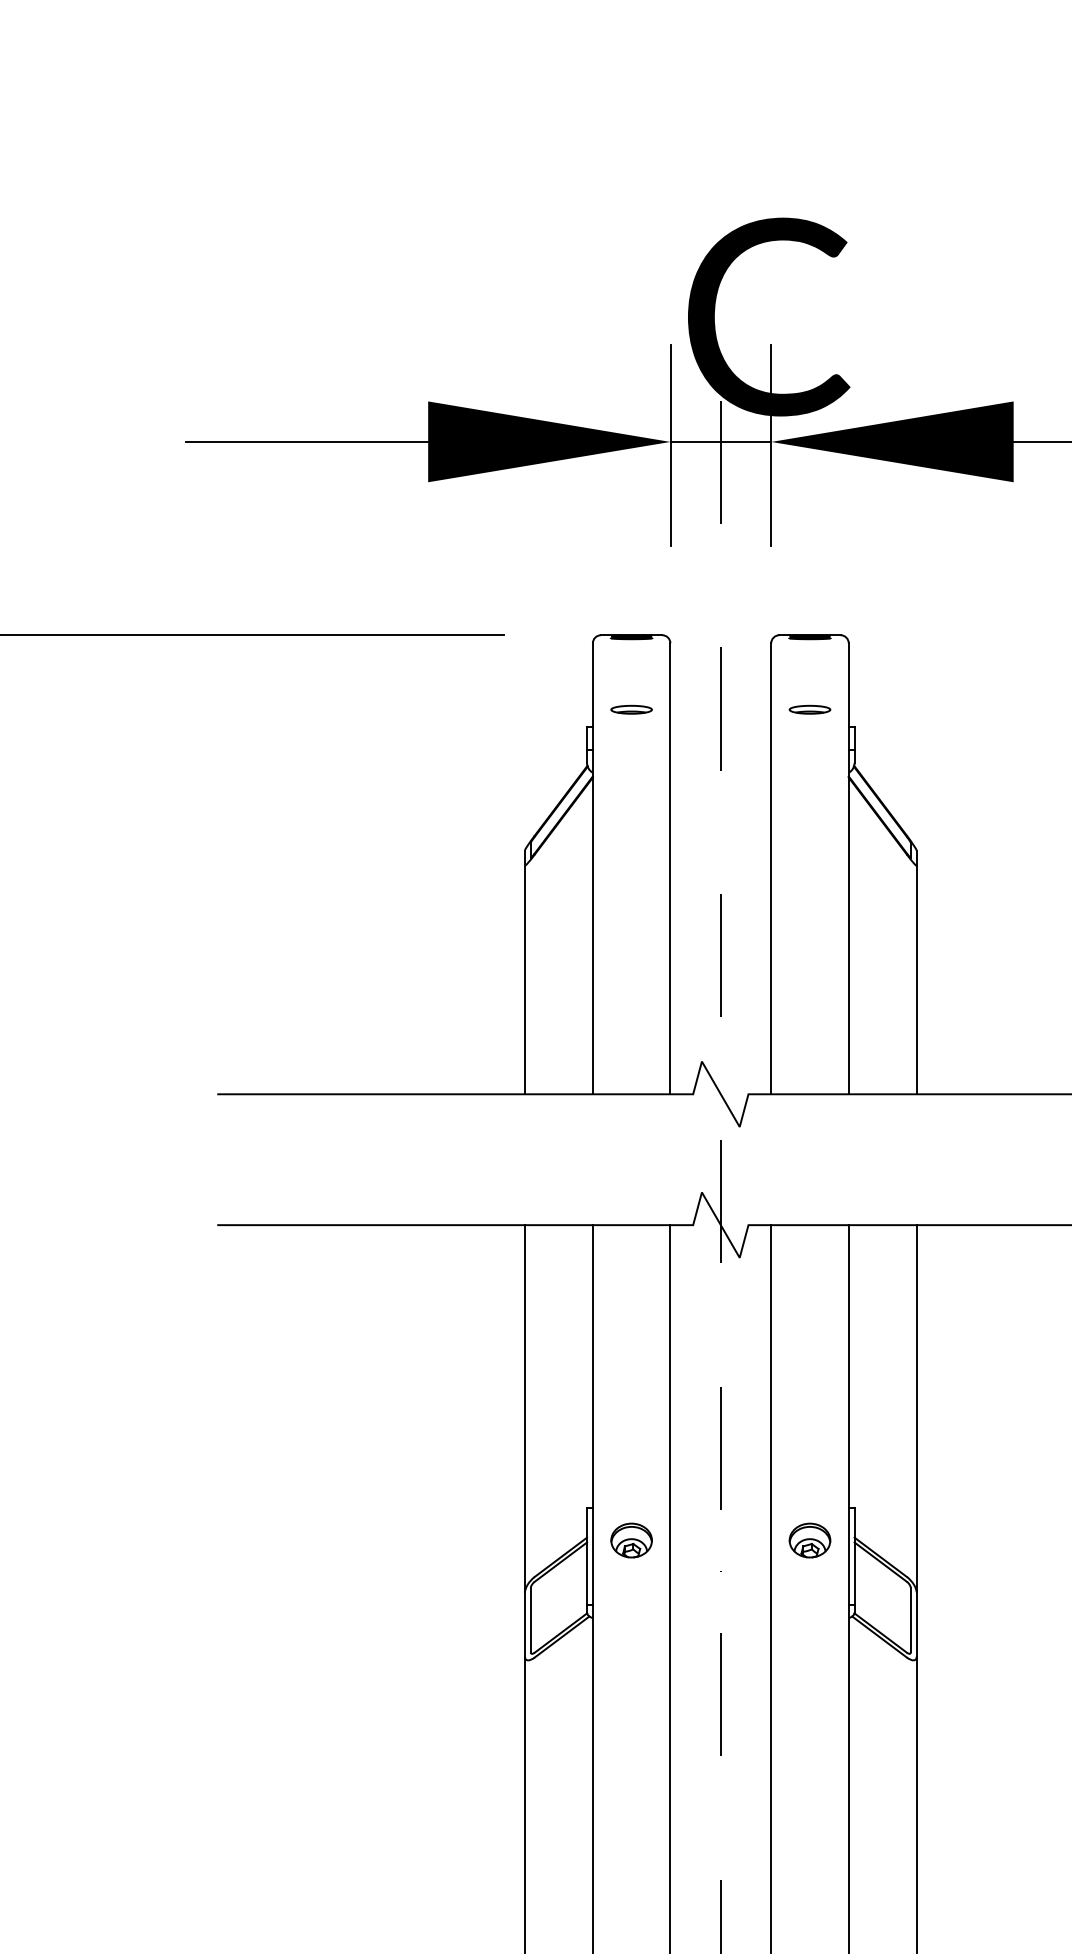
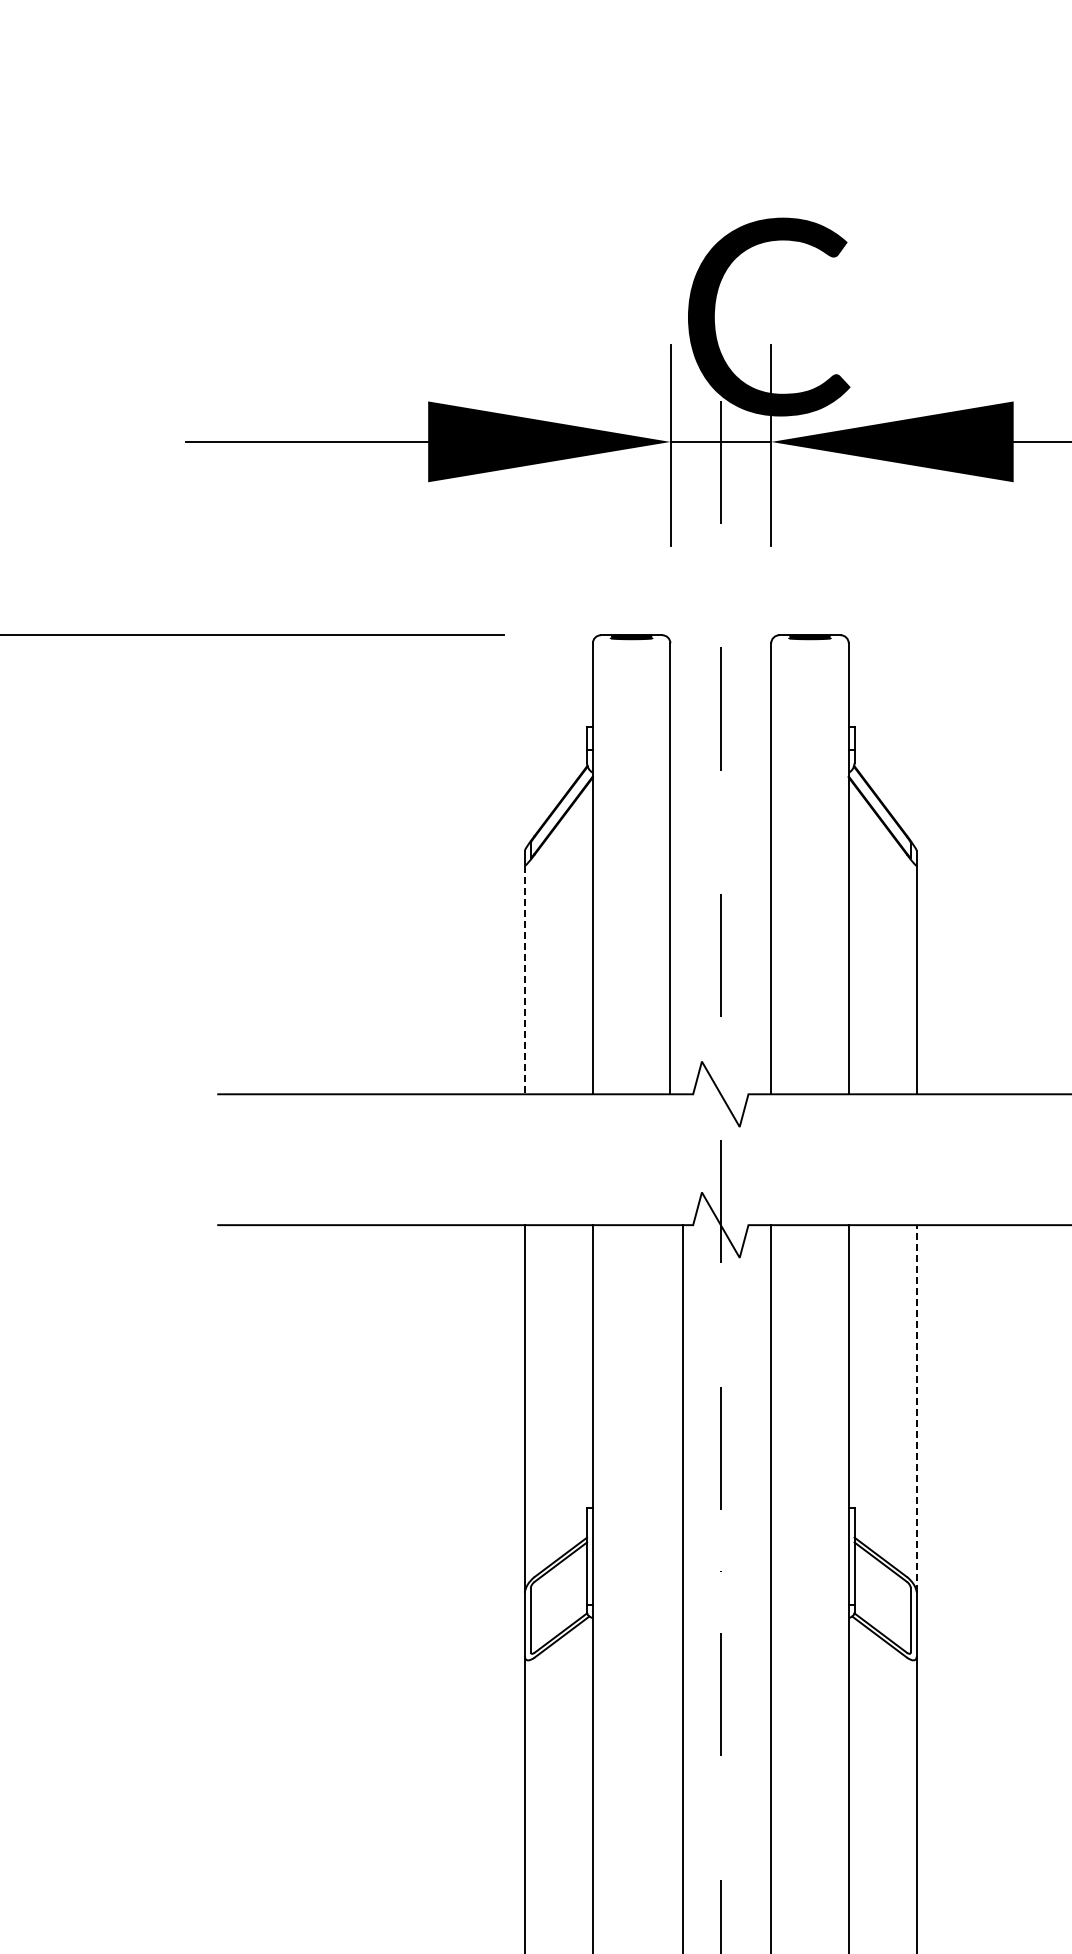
part: present -> none (631, 709)
part: present -> none (809, 709)
line: solid -> dashed (525, 980)
line: solid -> dashed (916, 1408)
part: present -> none (631, 1540)
part: present -> none (809, 1540)
line position: (670, 1587) -> (683, 1587) (683, 1587)
